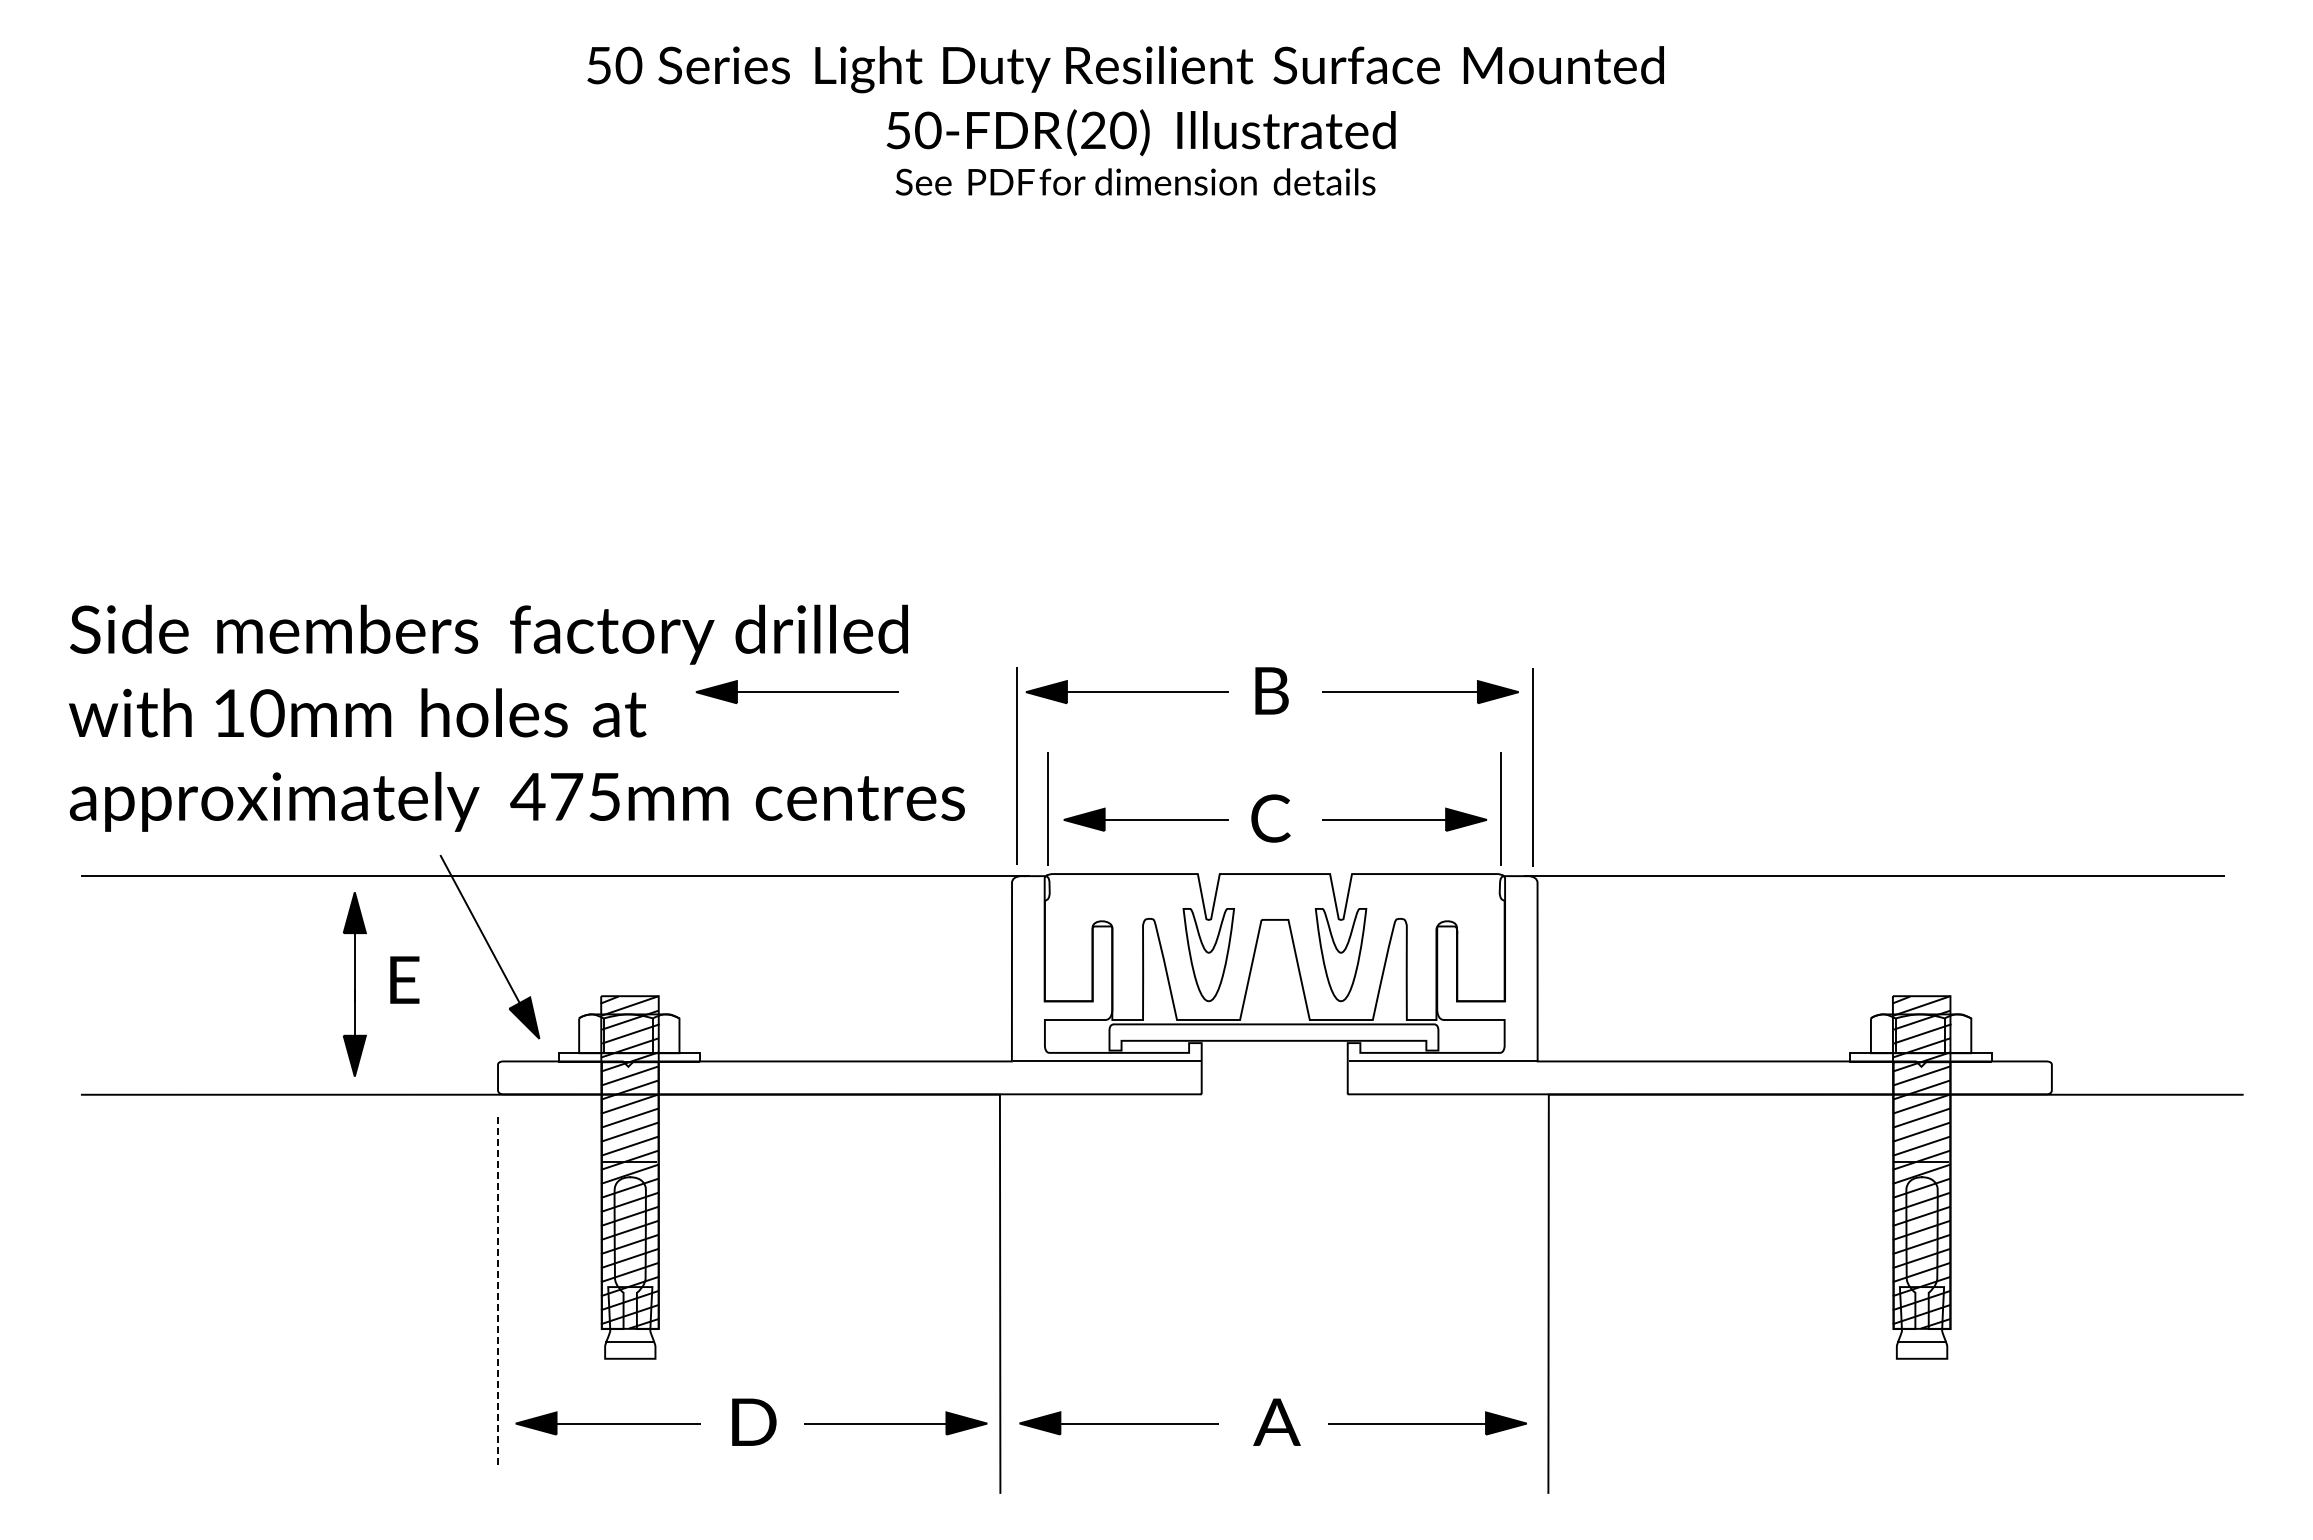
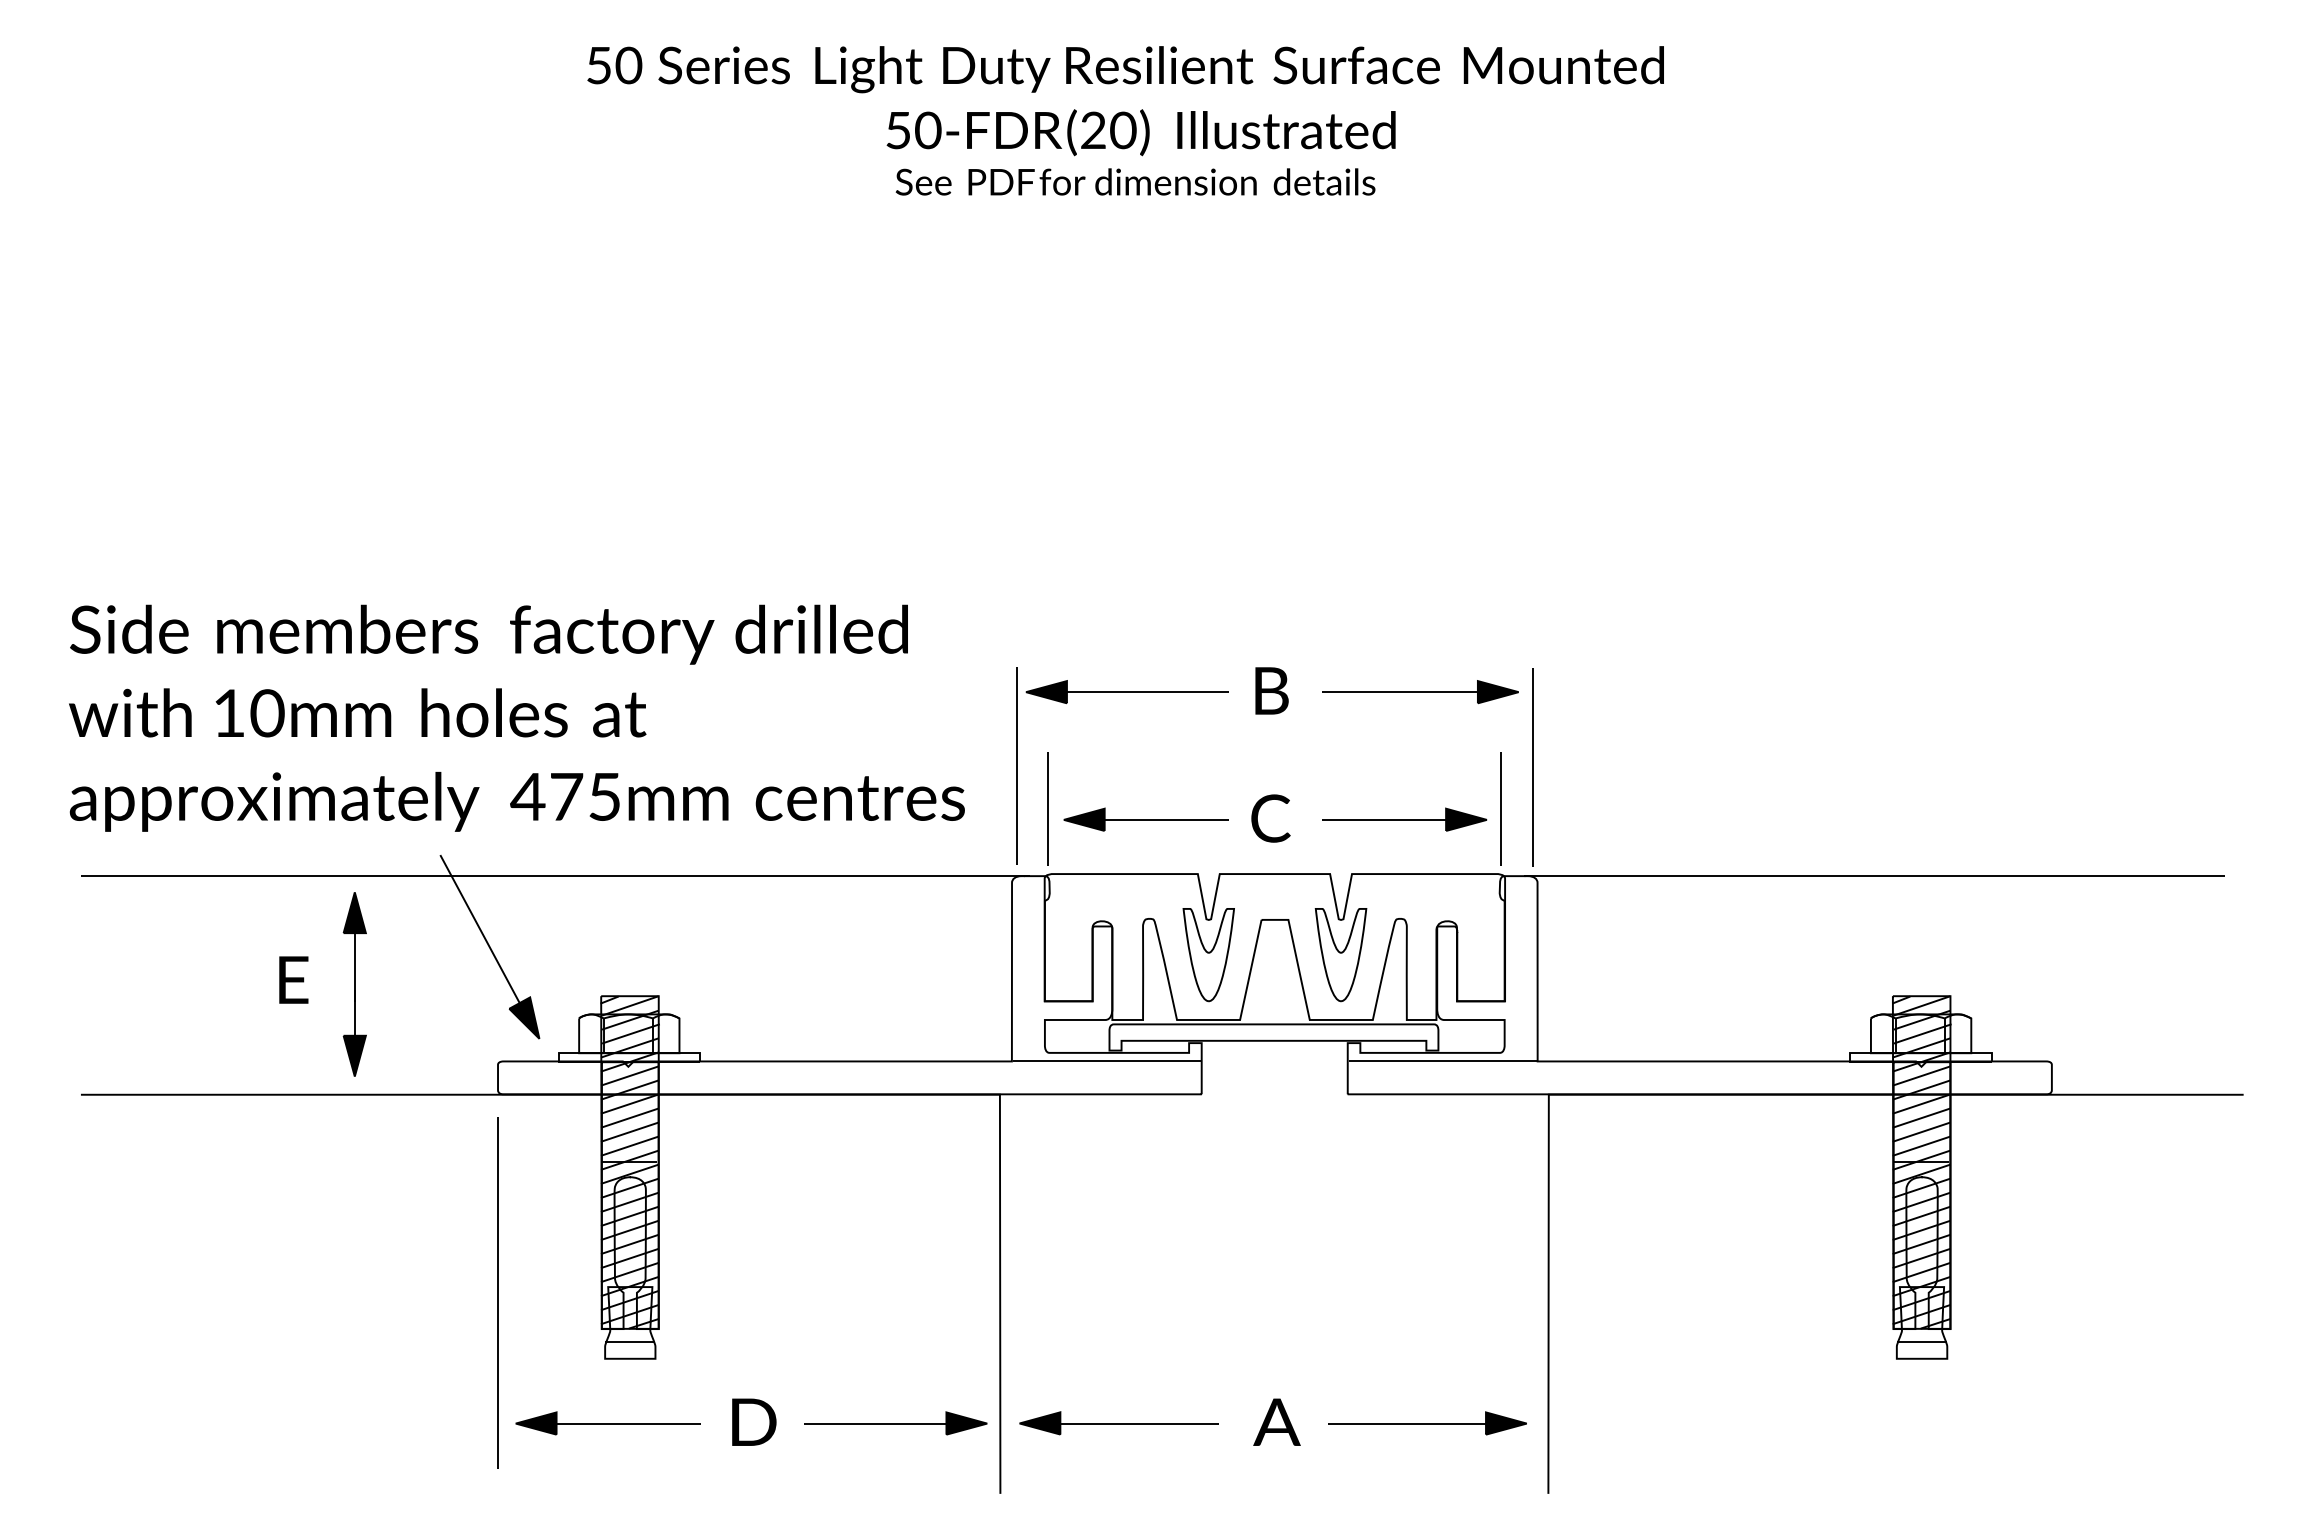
part: present -> none (796, 692)
text position: (404, 979) -> (293, 979) (293, 979)
line: dashed -> solid (498, 1293)
